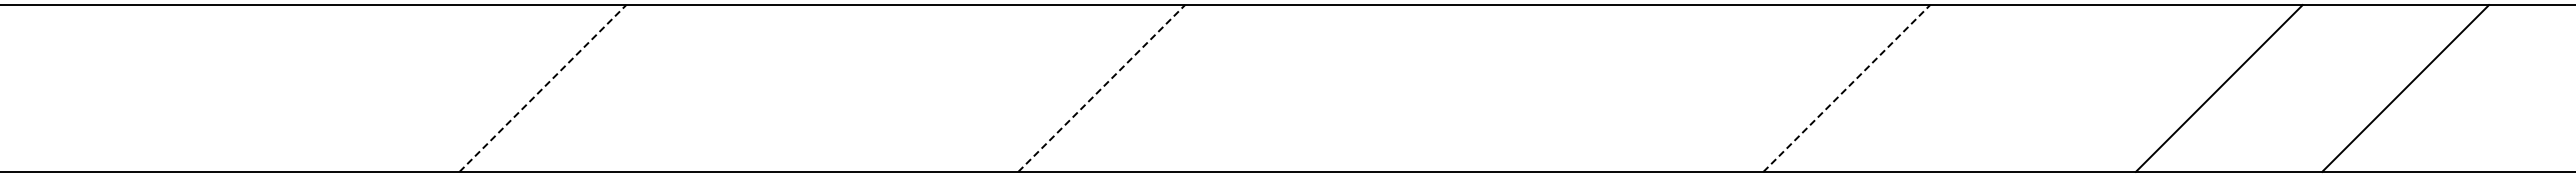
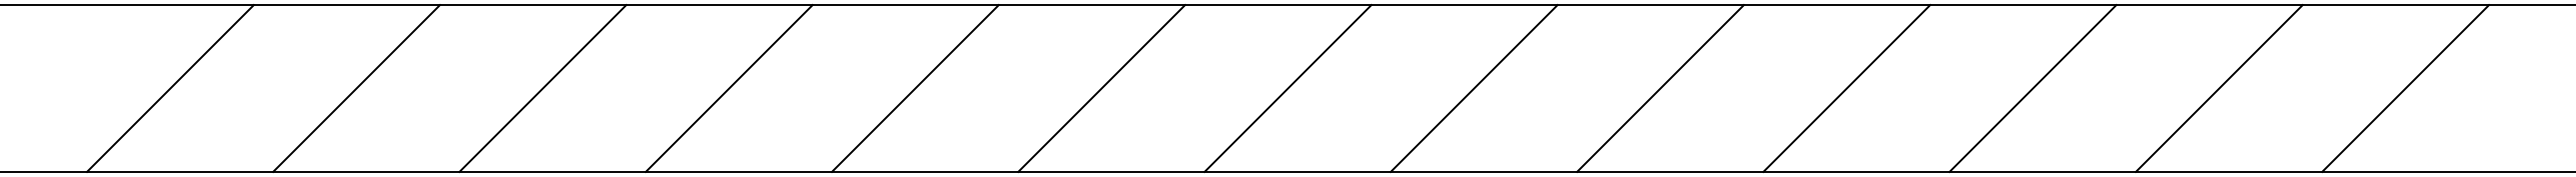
line: none -> present (170, 88)
line: none -> present (356, 88)
line: dashed -> solid (542, 88)
line: none -> present (728, 88)
line: none -> present (914, 88)
line: dashed -> solid (1101, 88)
line: none -> present (1287, 88)
line: none -> present (1473, 88)
line: none -> present (1660, 88)
line: dashed -> solid (1846, 88)
line: none -> present (2032, 88)
